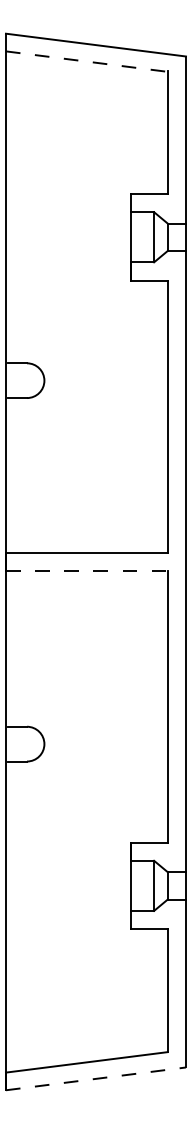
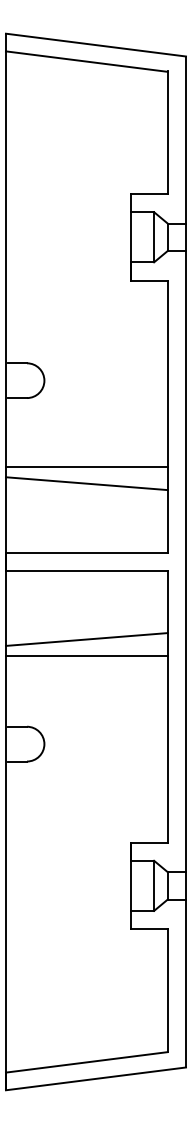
line: dashed -> solid (86, 61)
line: none -> present (86, 467)
line: none -> present (86, 483)
line: dashed -> solid (86, 571)
line: none -> present (86, 639)
line: none -> present (86, 656)
line: dashed -> solid (96, 1078)
